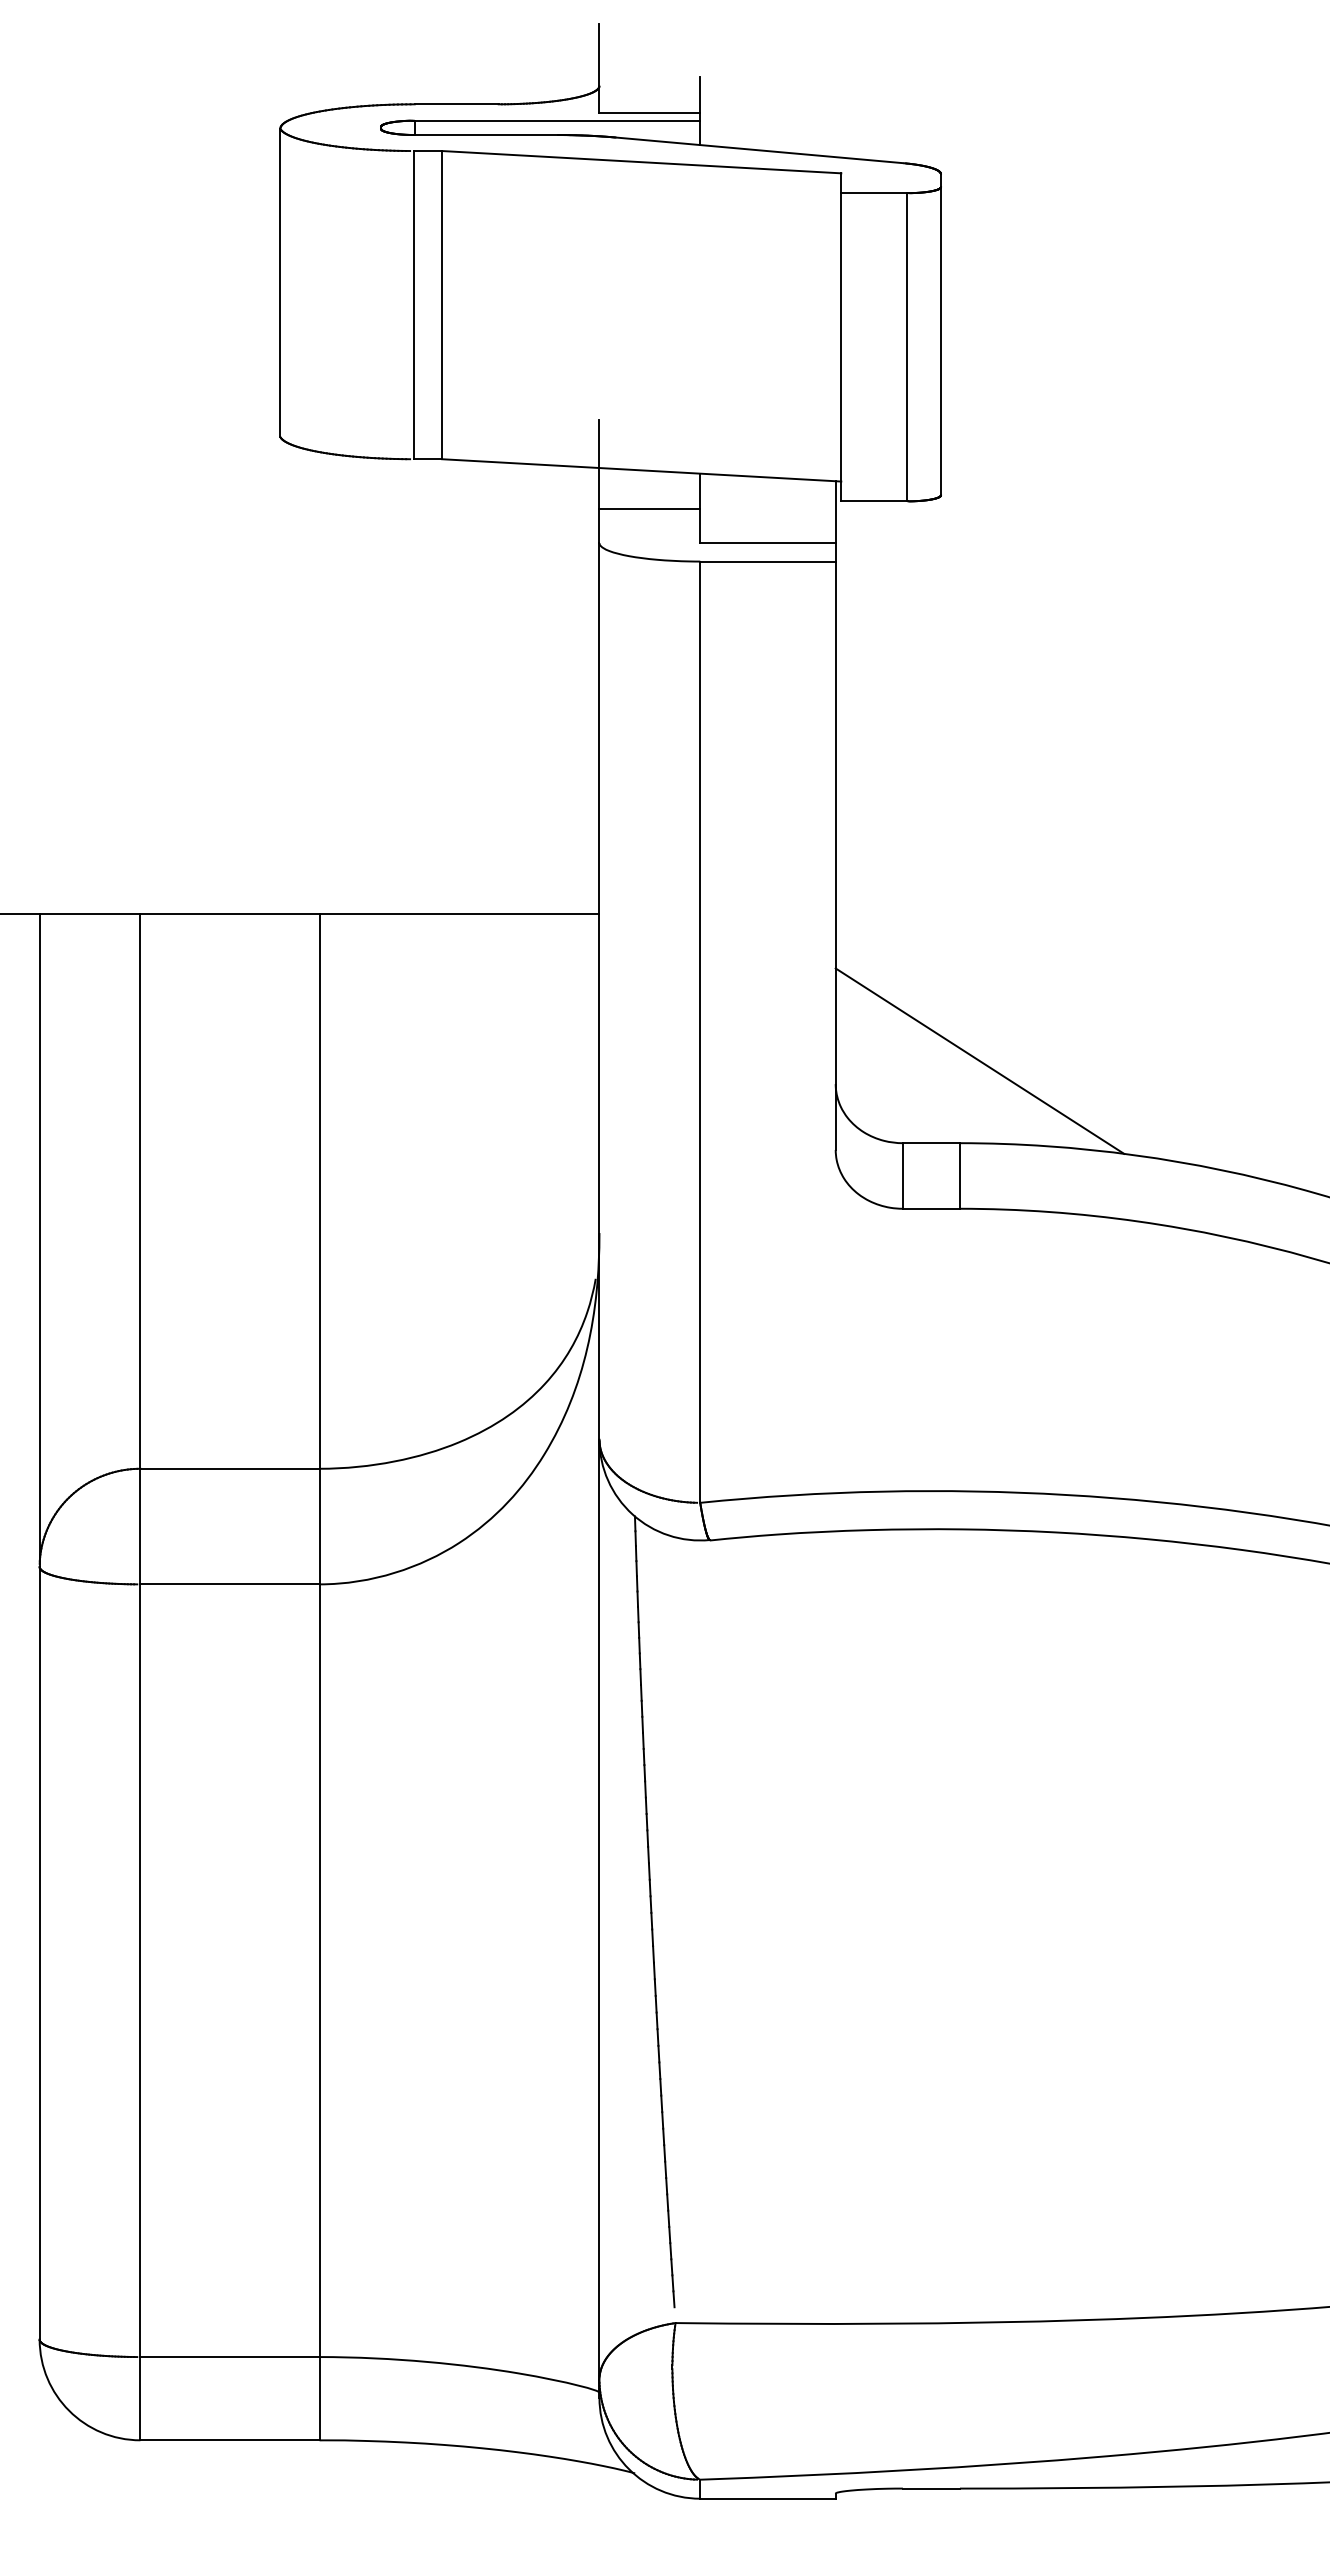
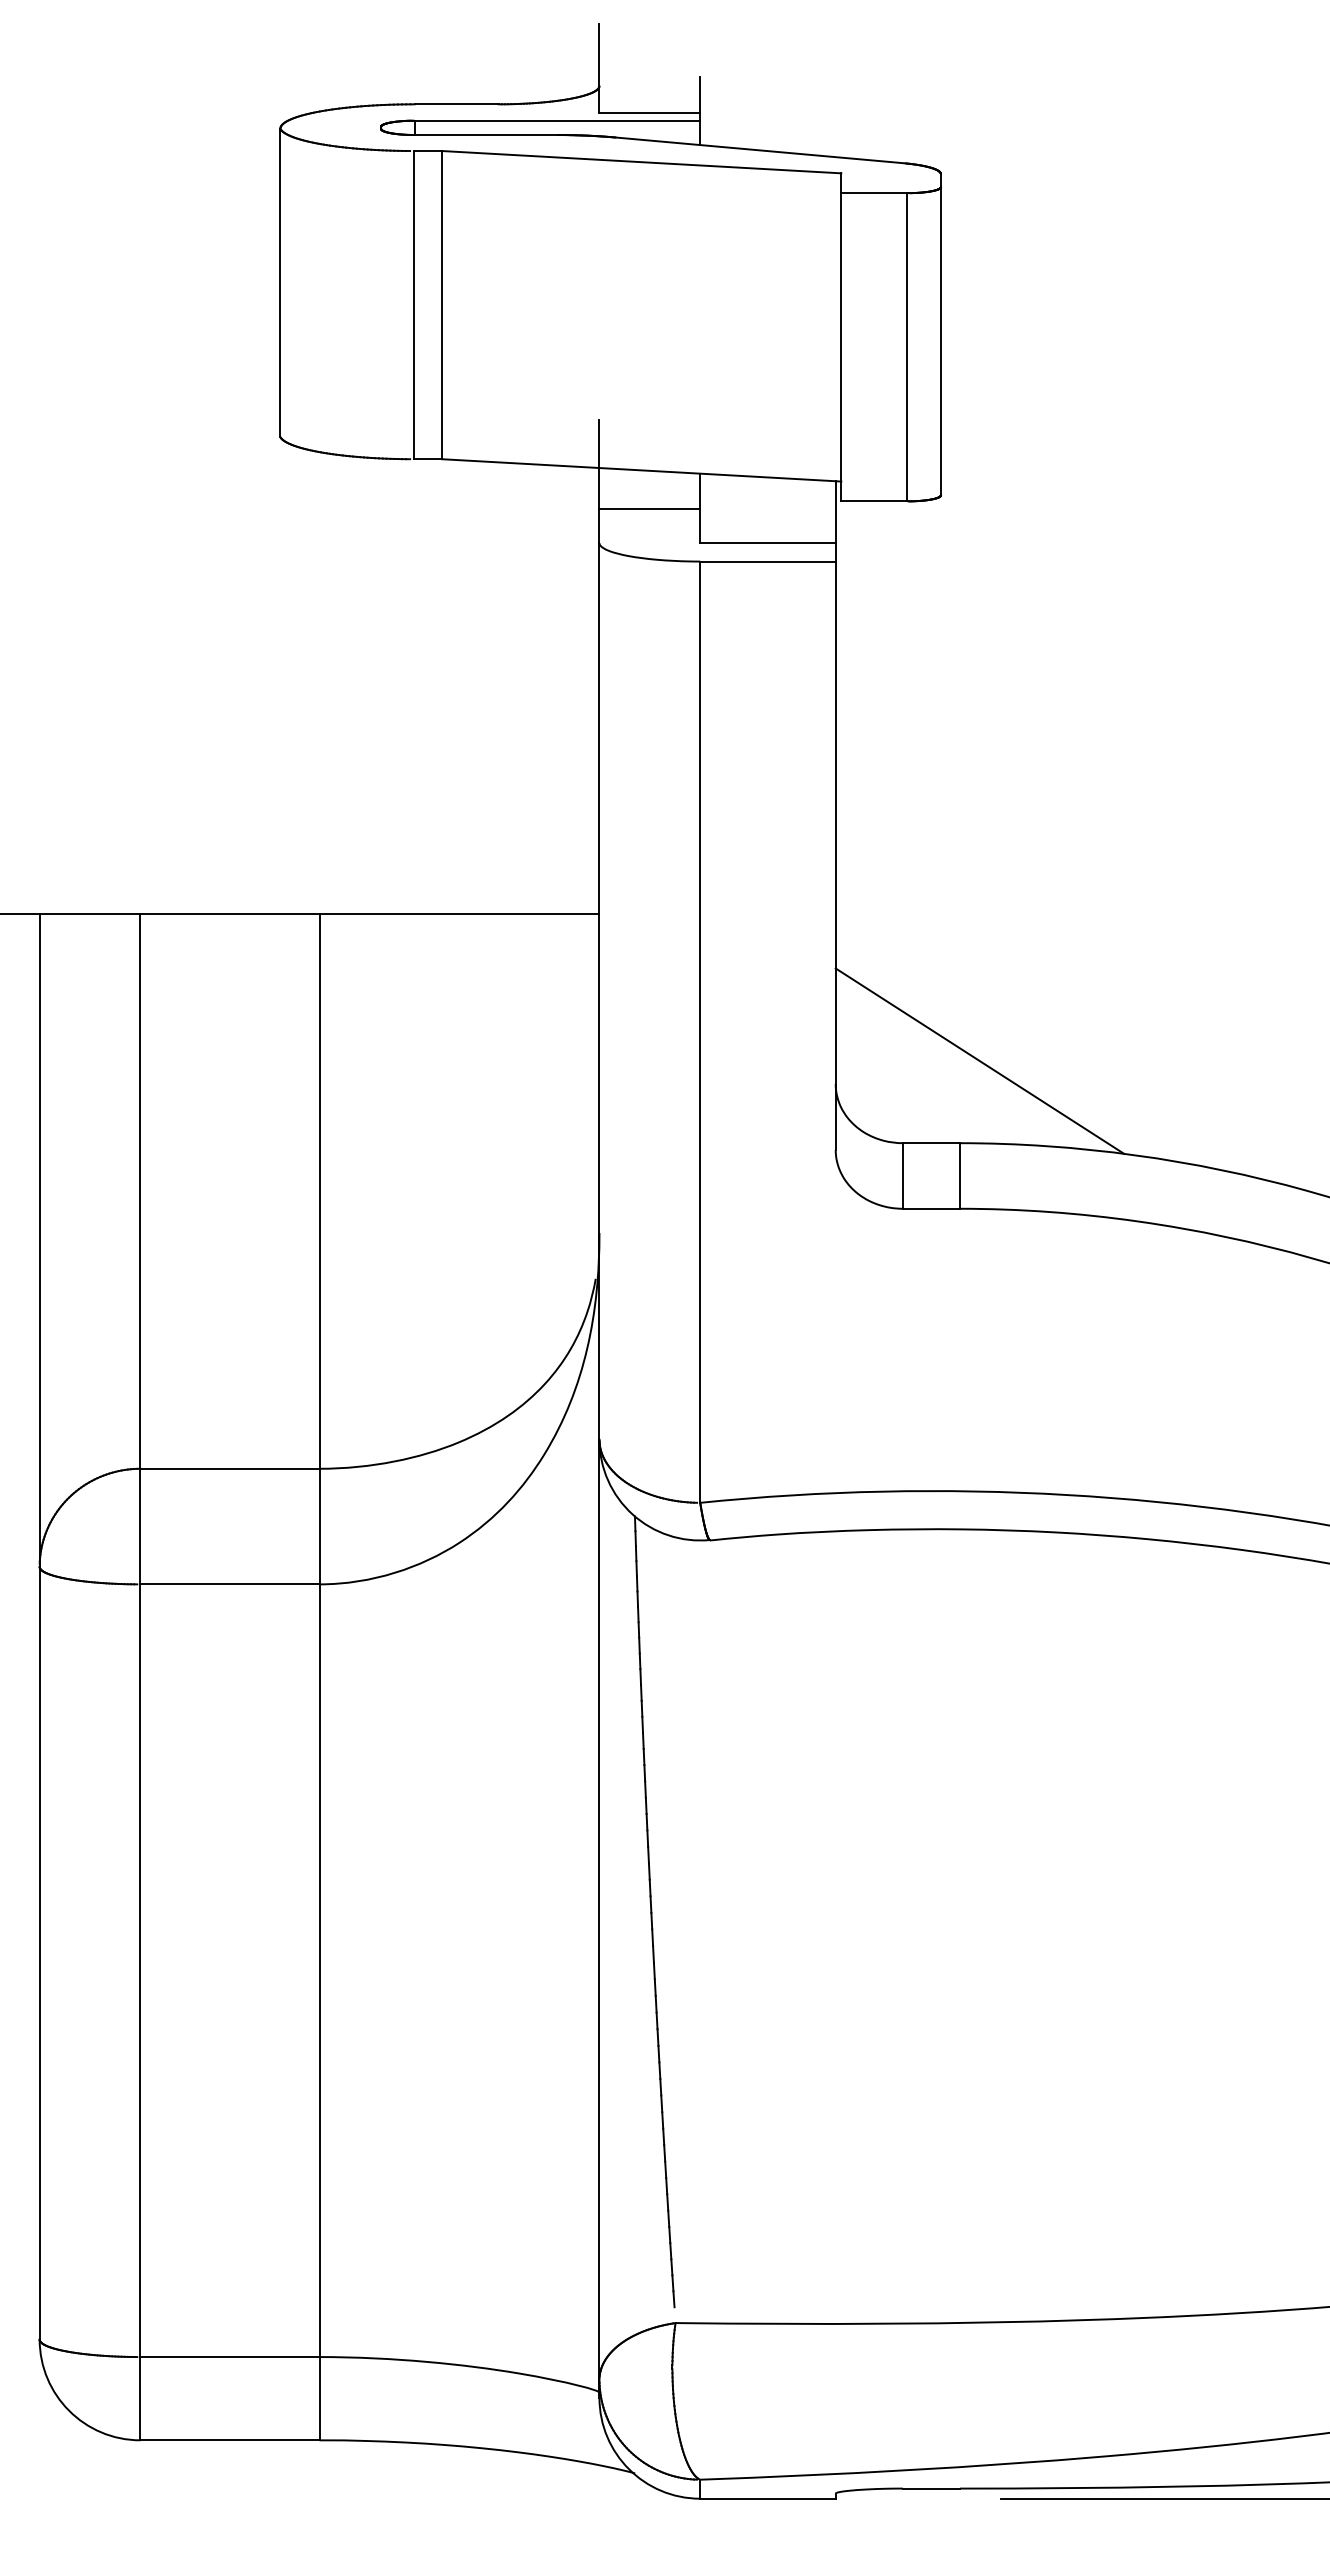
line: none -> present (1163, 2498)
